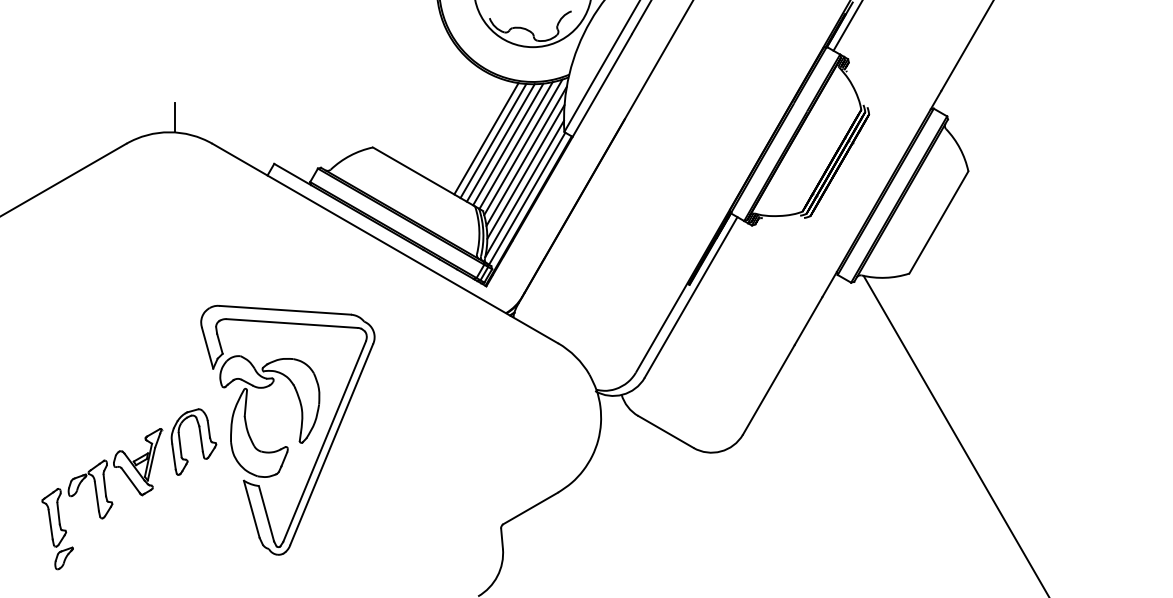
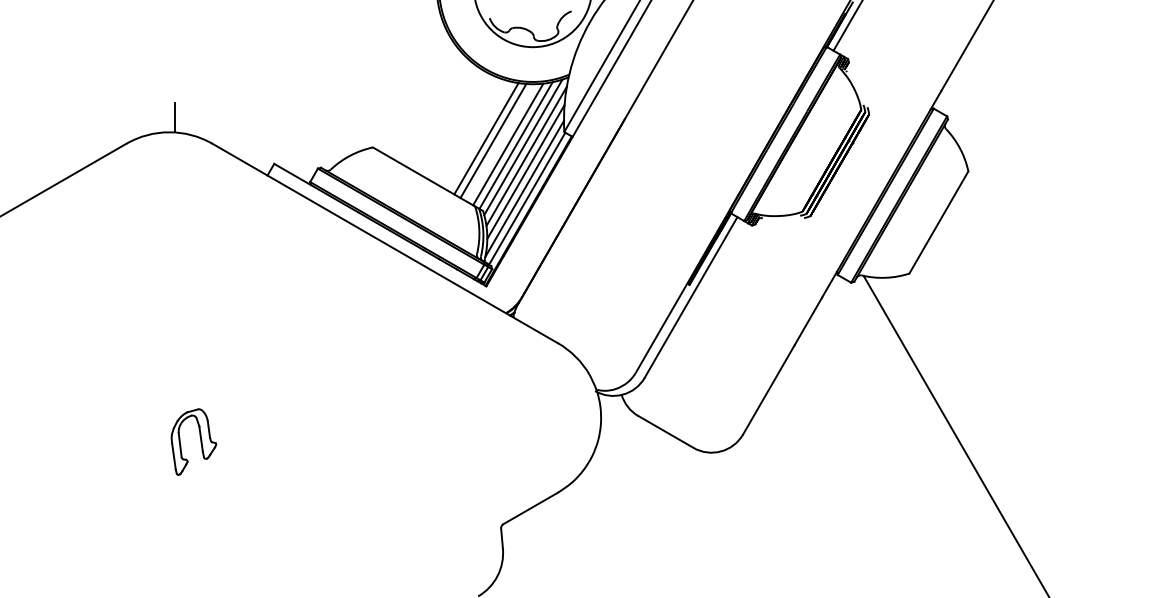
line: present -> none (500, 142)
part: present -> none (299, 433)
part: present -> none (102, 499)
